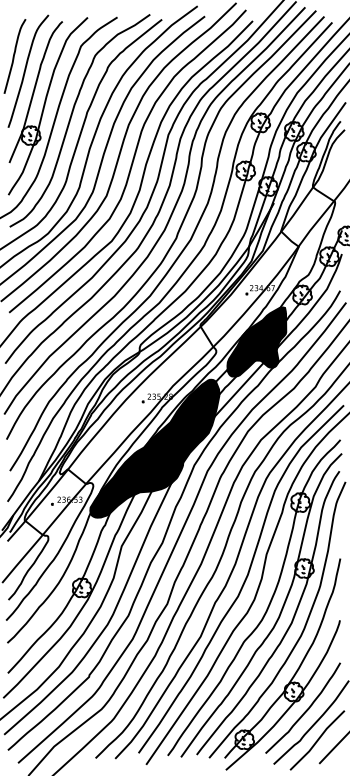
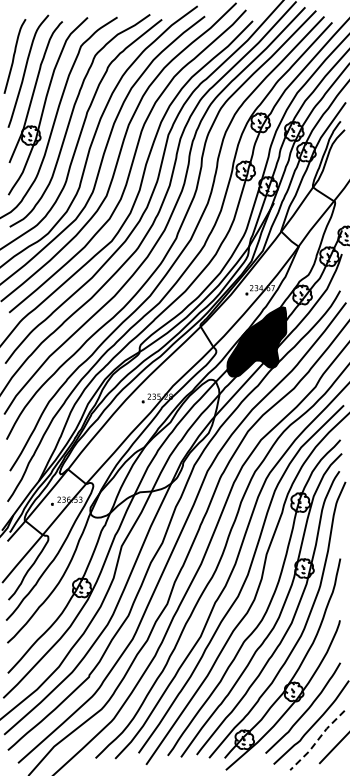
fill: present -> none (154, 448)
line: solid -> dashed (317, 740)
